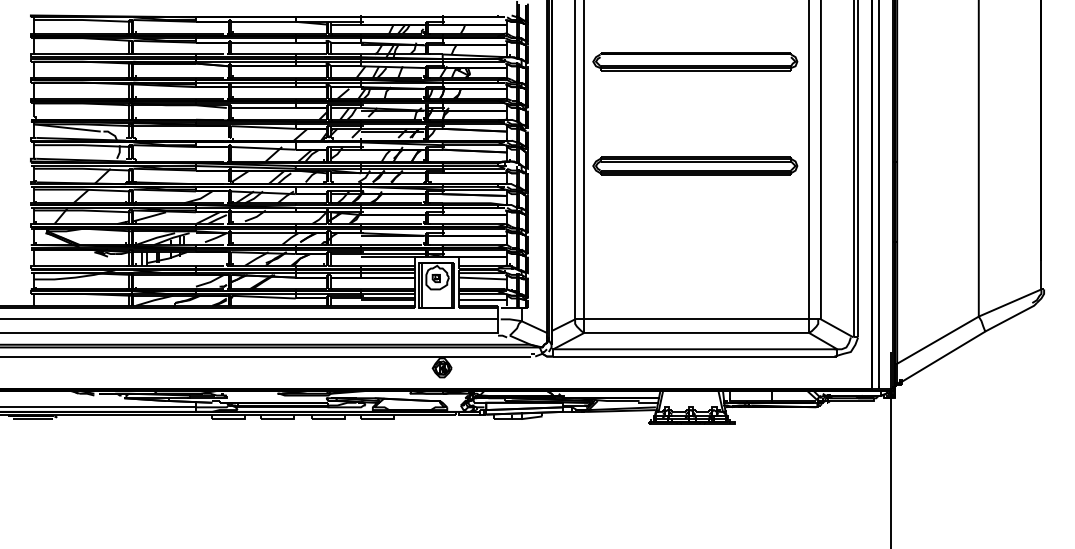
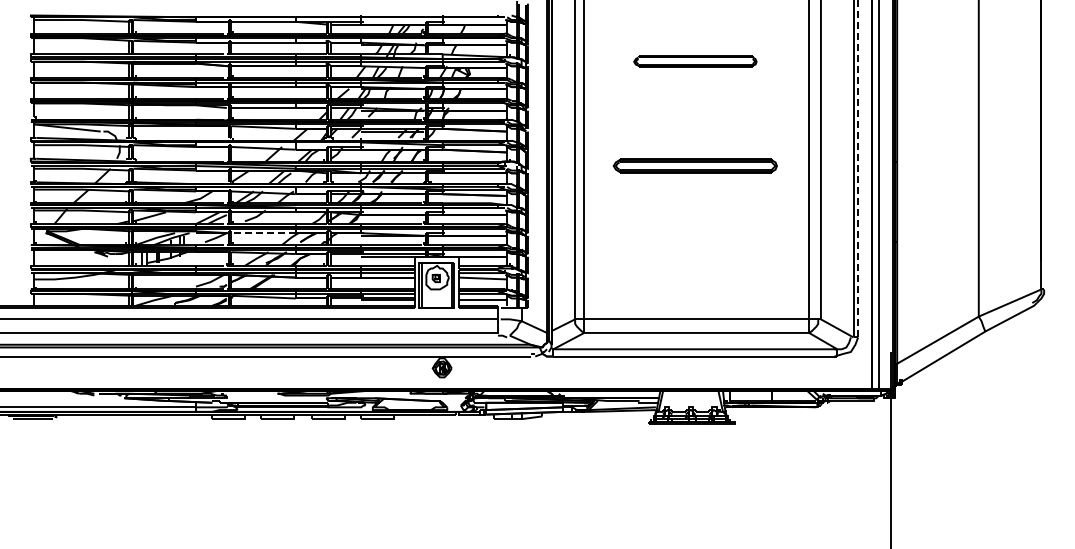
part size: 207x20 px -> 125x13 px (695, 61)
part size: 207x20 px -> 166x16 px (694, 165)
line: solid -> dashed (858, 169)
line: solid -> dashed (263, 233)
